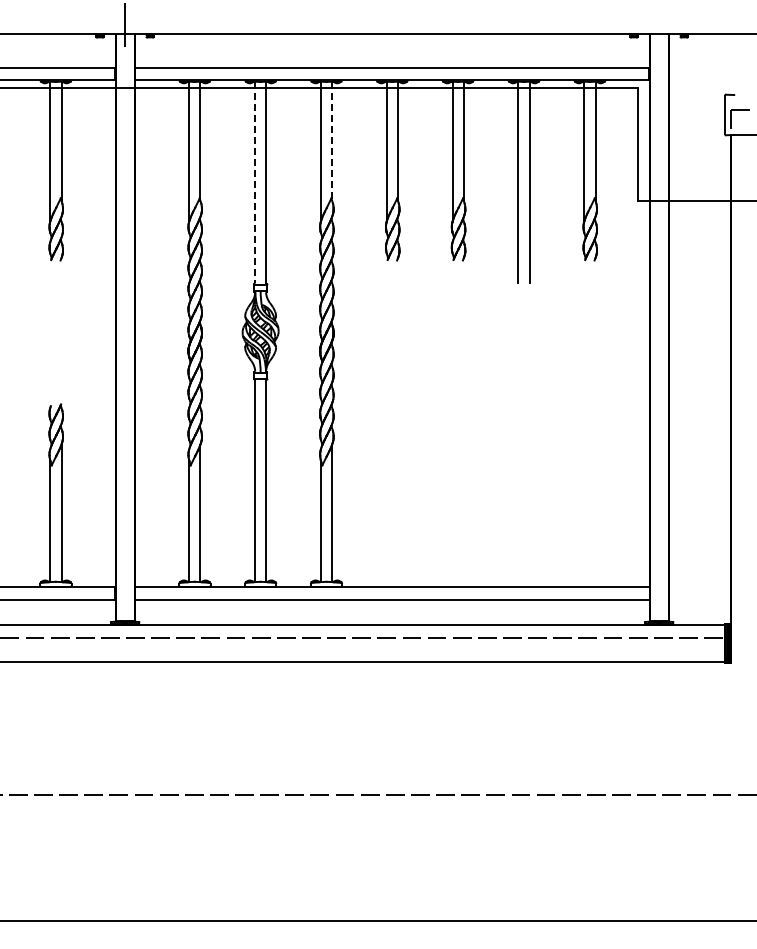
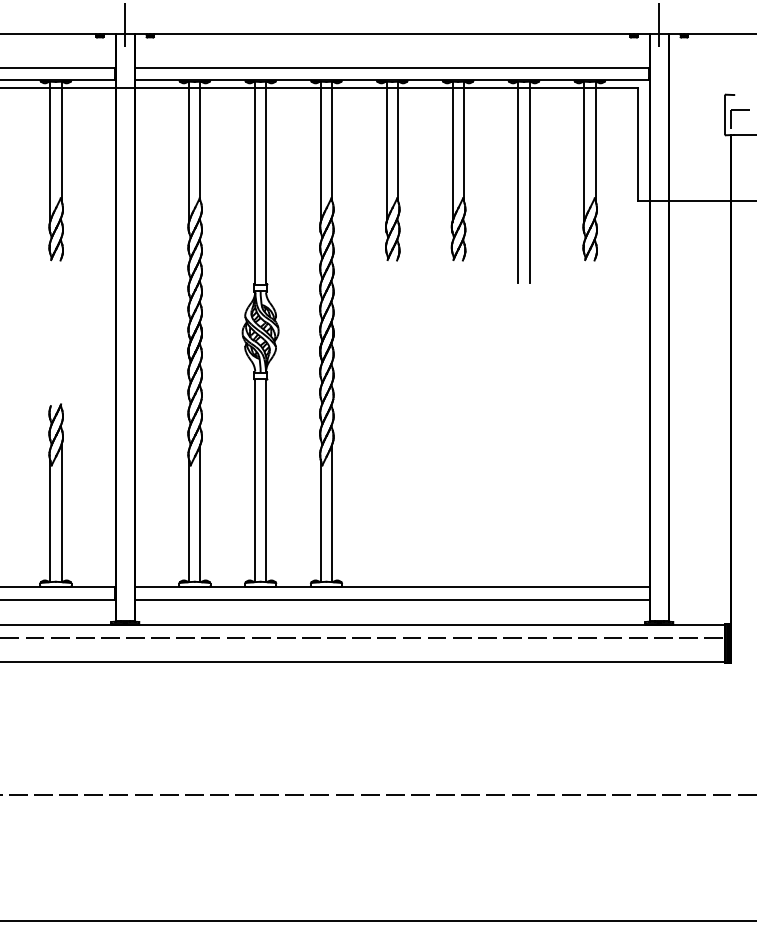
line: none -> present (659, 24)
line: dashed -> solid (332, 141)
line: dashed -> solid (254, 182)
